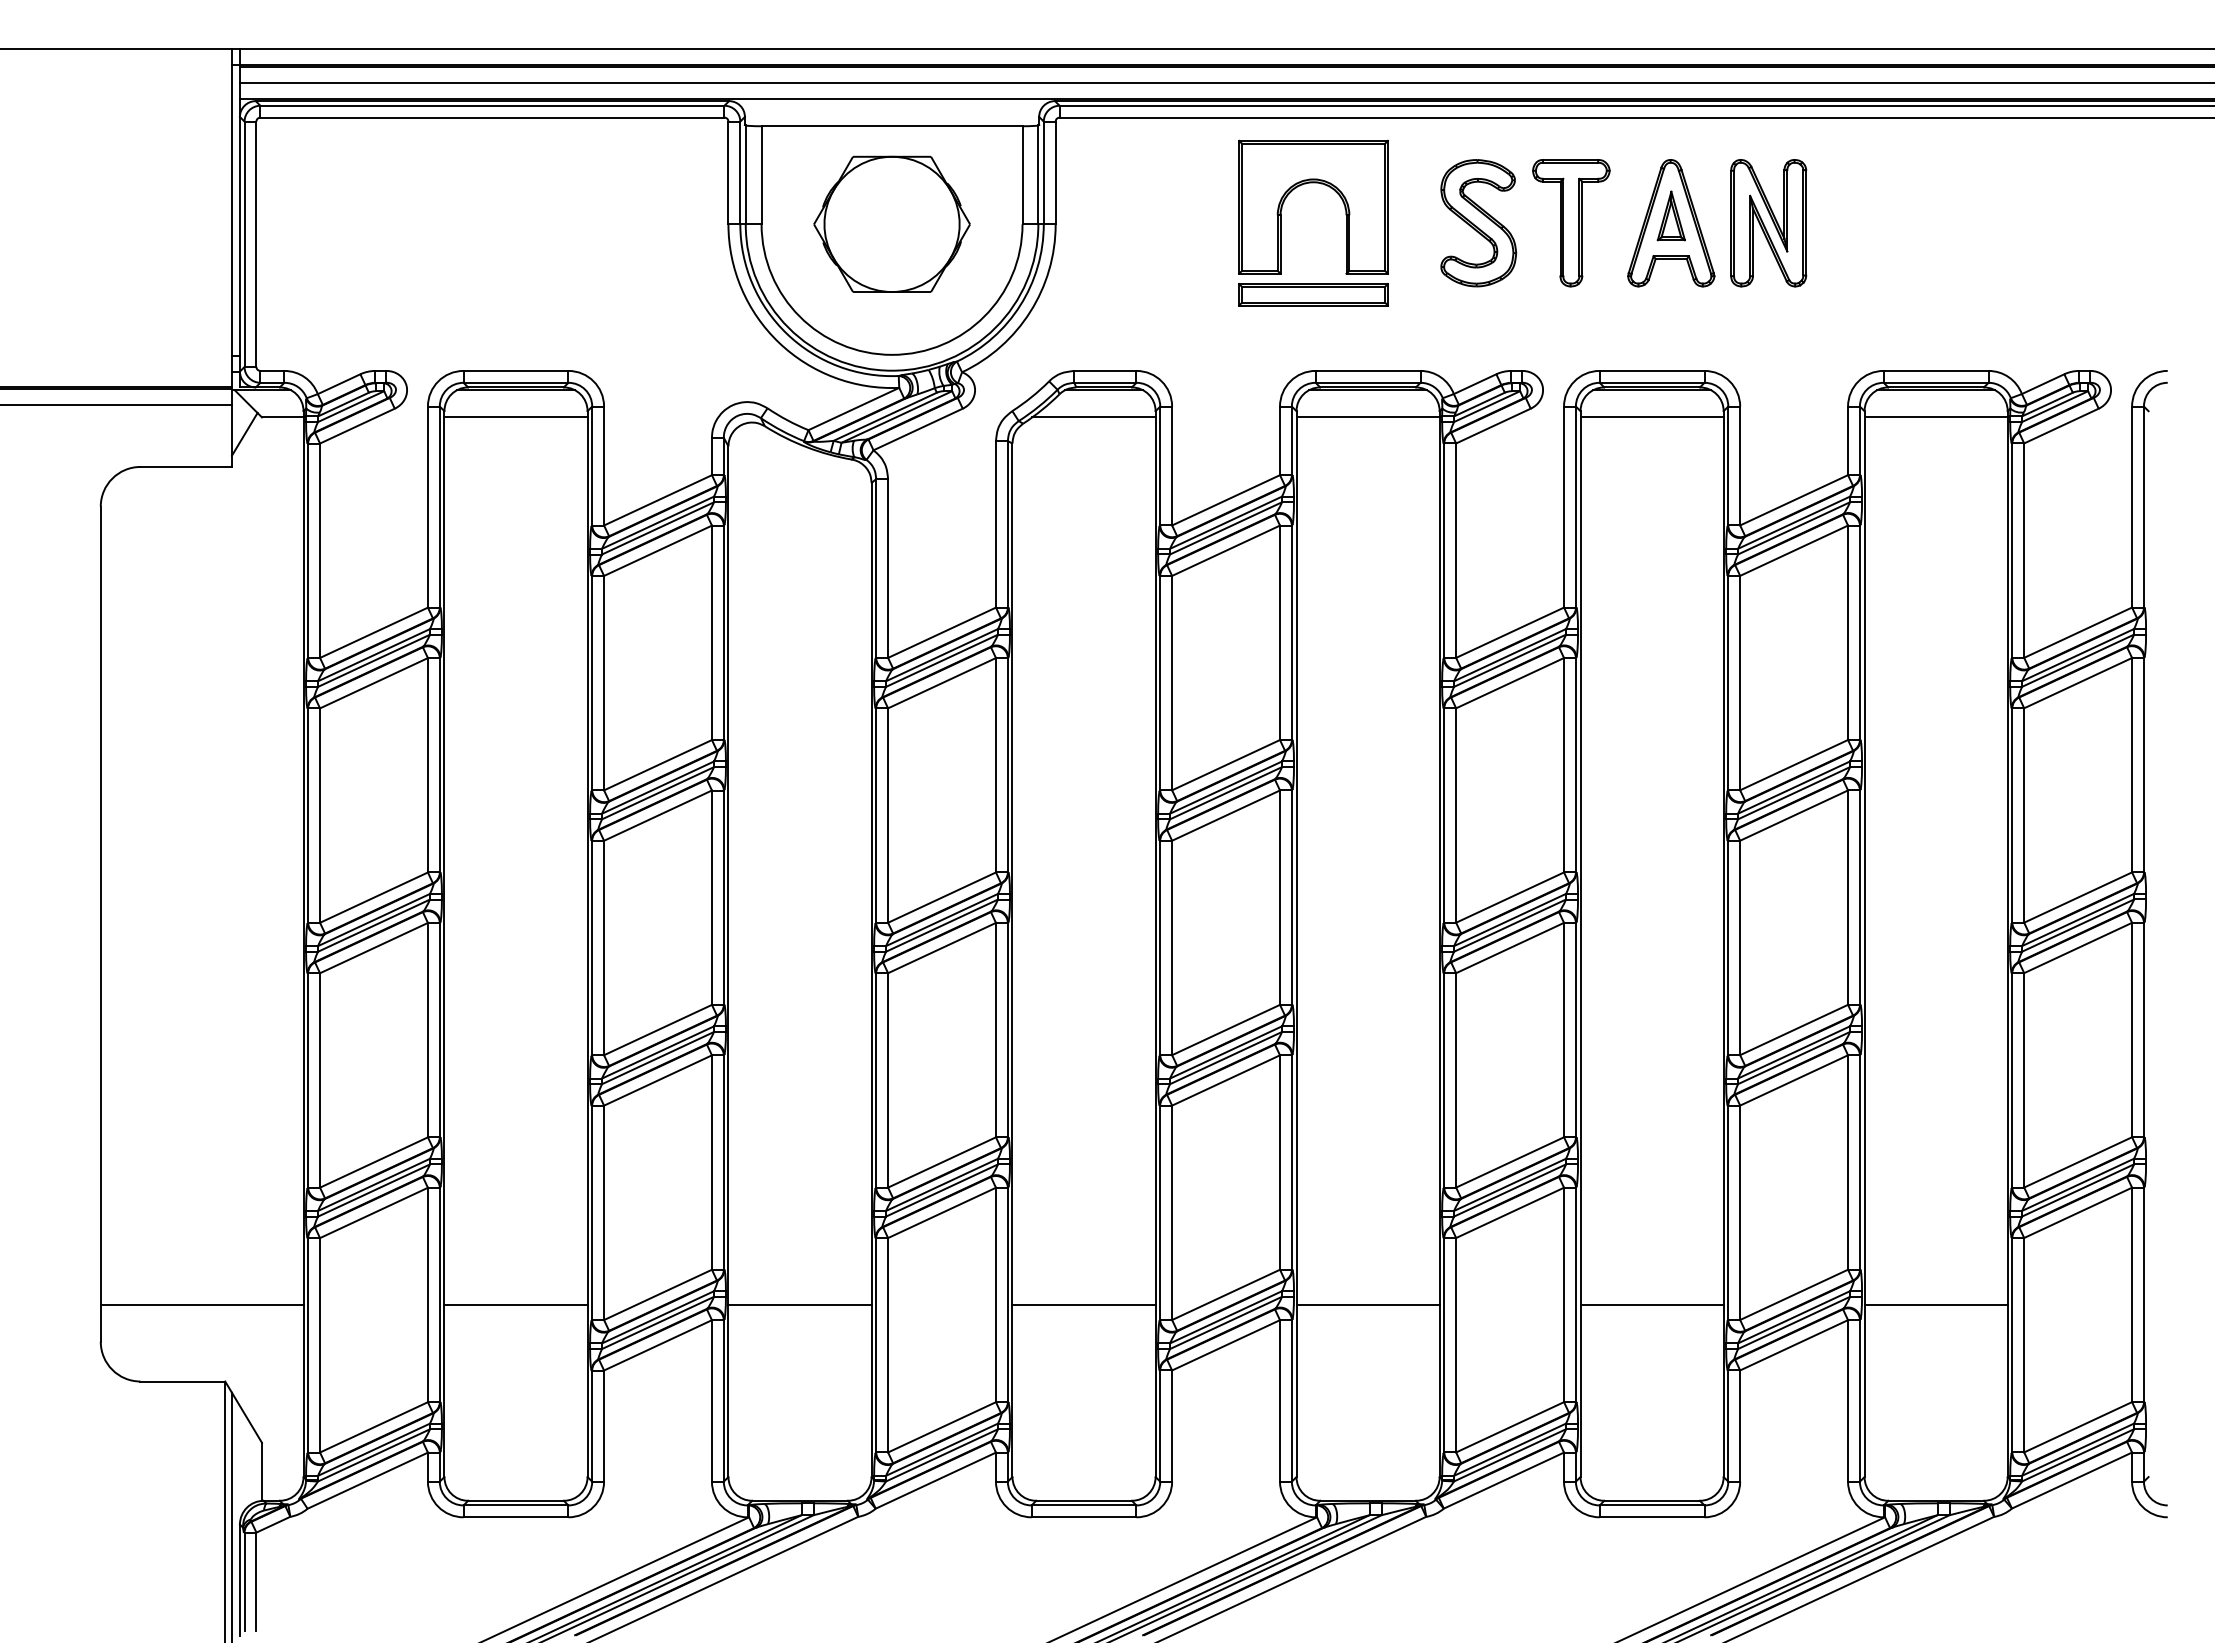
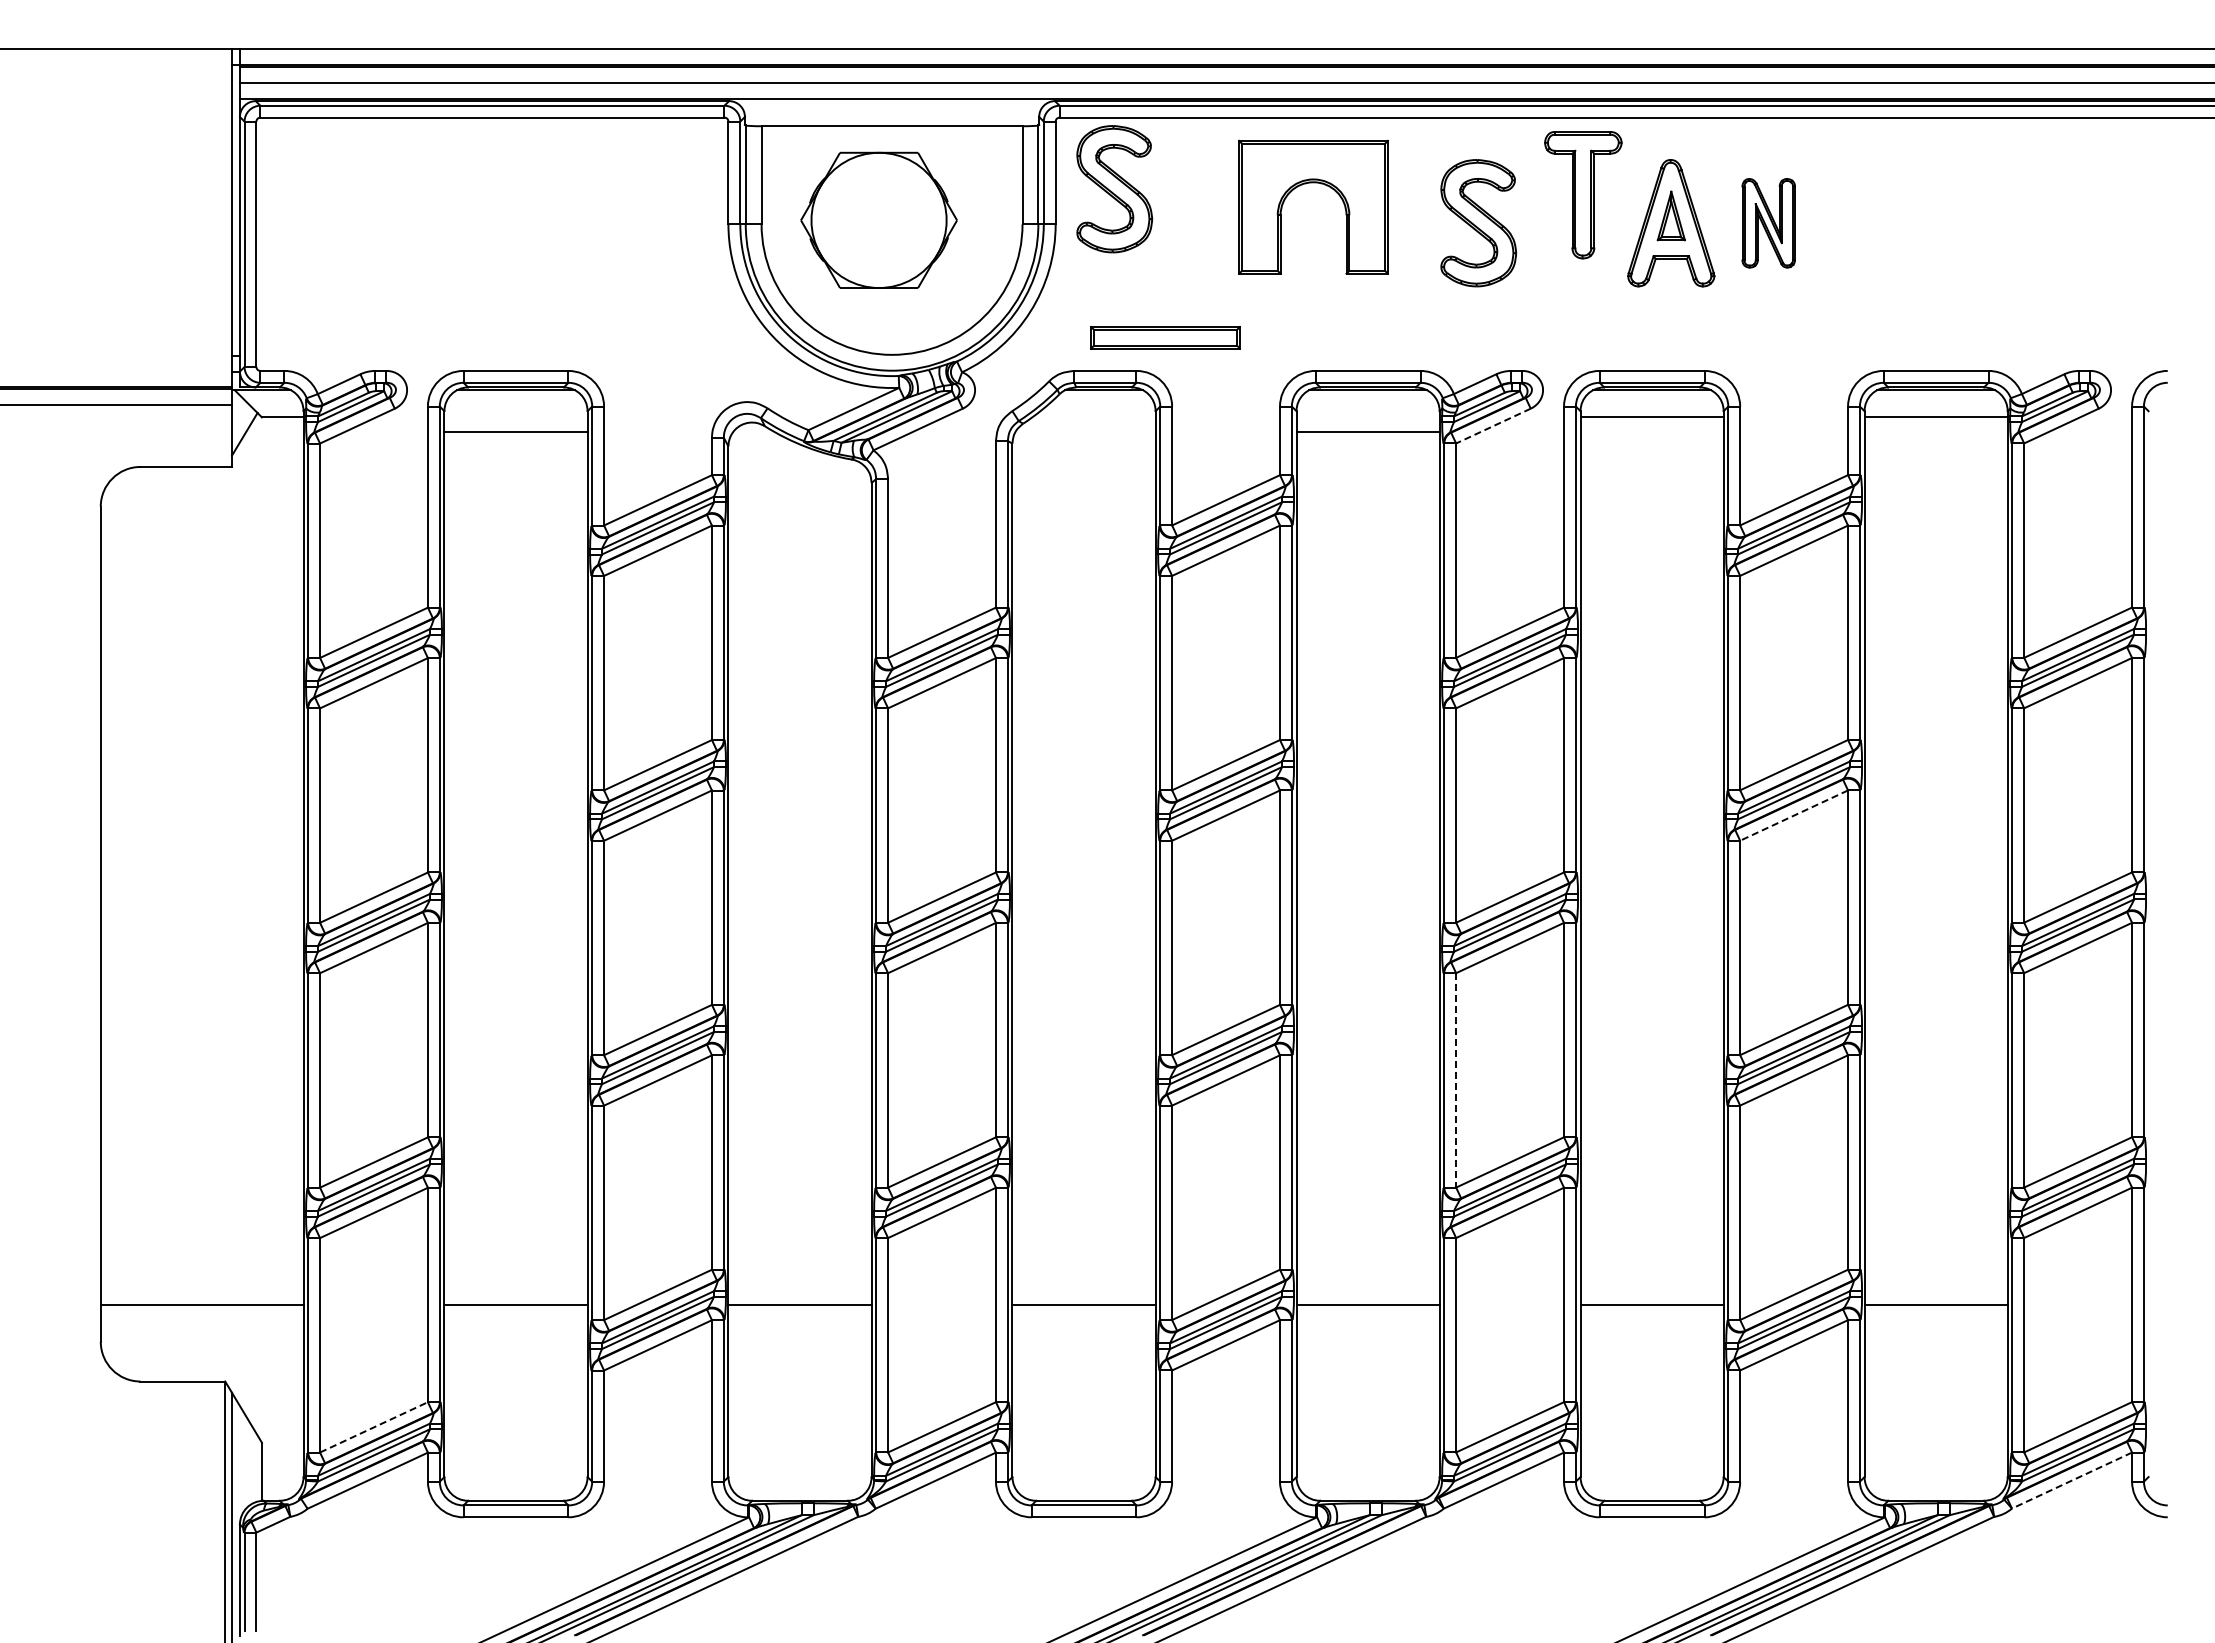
part: none -> present (1114, 189)
part position: (891, 223) -> (878, 219) (878, 219)
part position: (1571, 223) -> (1583, 195) (1583, 195)
part size: 78x129 px -> 55x91 px (1768, 223)
part position: (1313, 294) -> (1165, 337) (1165, 337)
line position: (515, 417) -> (515, 432) (515, 432)
line: present -> none (1093, 417)
line position: (1367, 417) -> (1367, 432) (1367, 432)
line: solid -> dashed (1493, 426)
line: solid -> dashed (1794, 815)
line: solid -> dashed (1456, 1080)
line: solid -> dashed (374, 1427)
line: solid -> dashed (2071, 1480)
